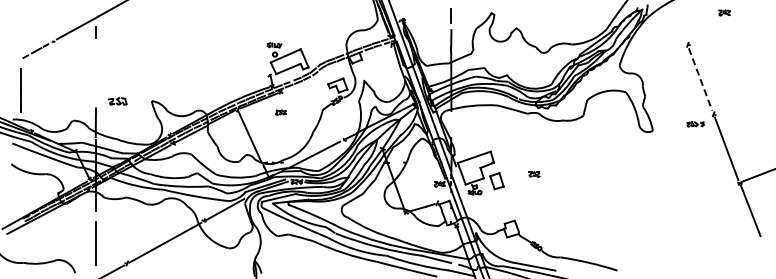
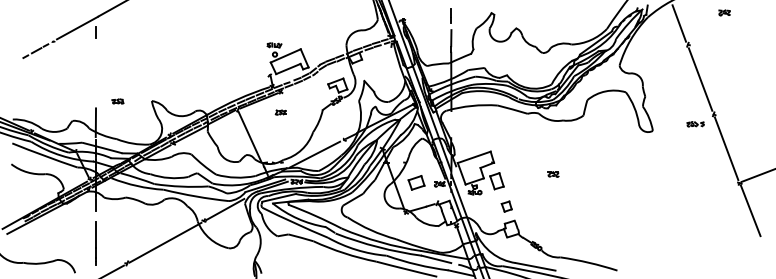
line: none -> present (679, 23)
line: dashed -> solid (700, 80)
line: present -> none (20, 90)
part size: 20x9 px -> 14x7 px (117, 101)
part position: (534, 174) -> (553, 174) (553, 174)
part: none -> present (416, 182)
part: none -> present (506, 206)
